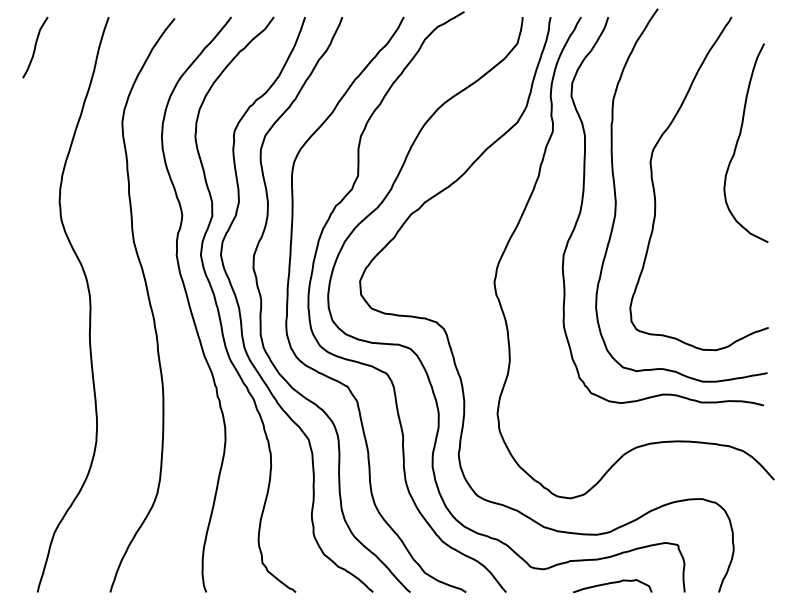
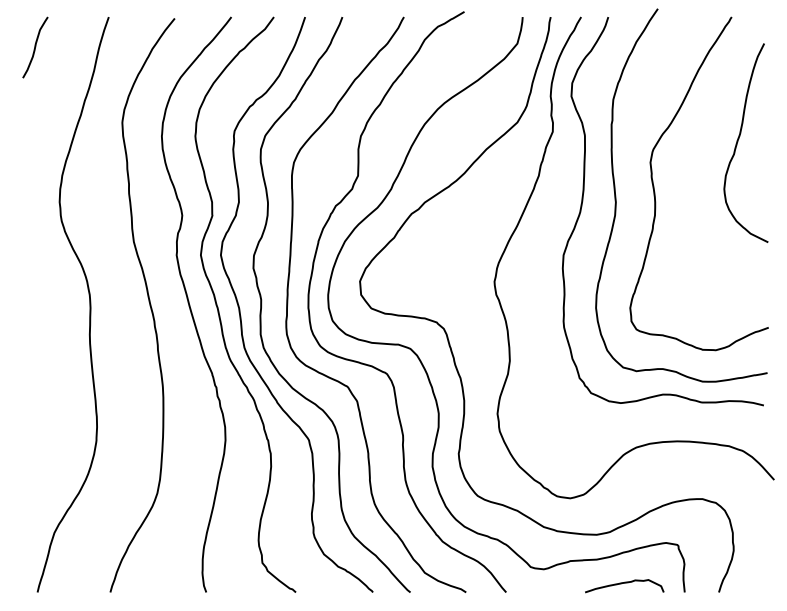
curve position: (612, 583) -> (624, 583) (624, 583)
